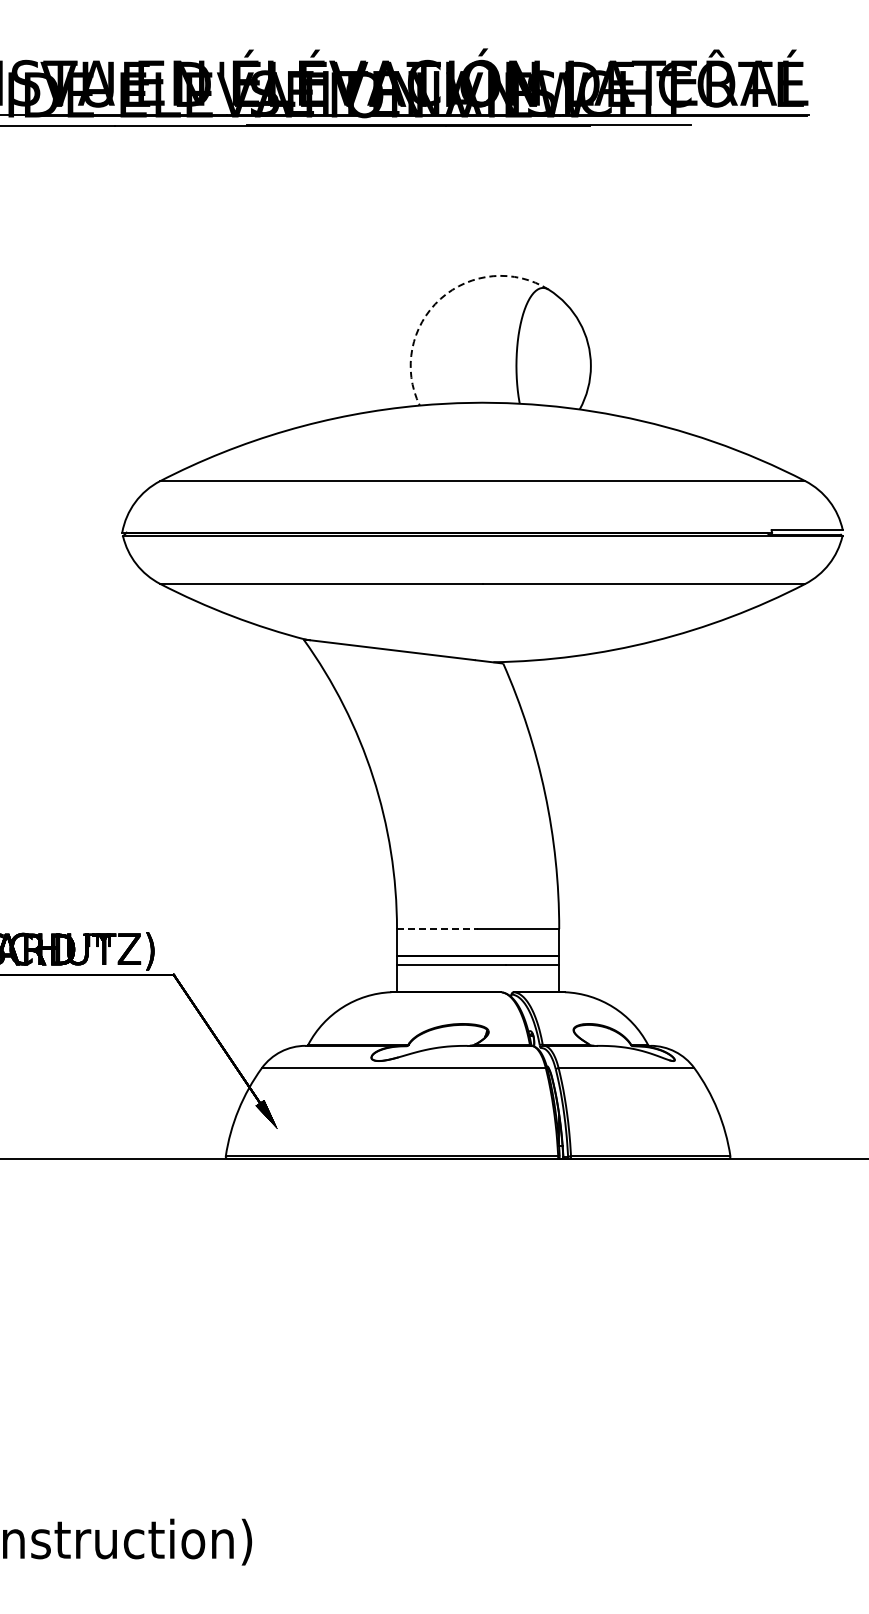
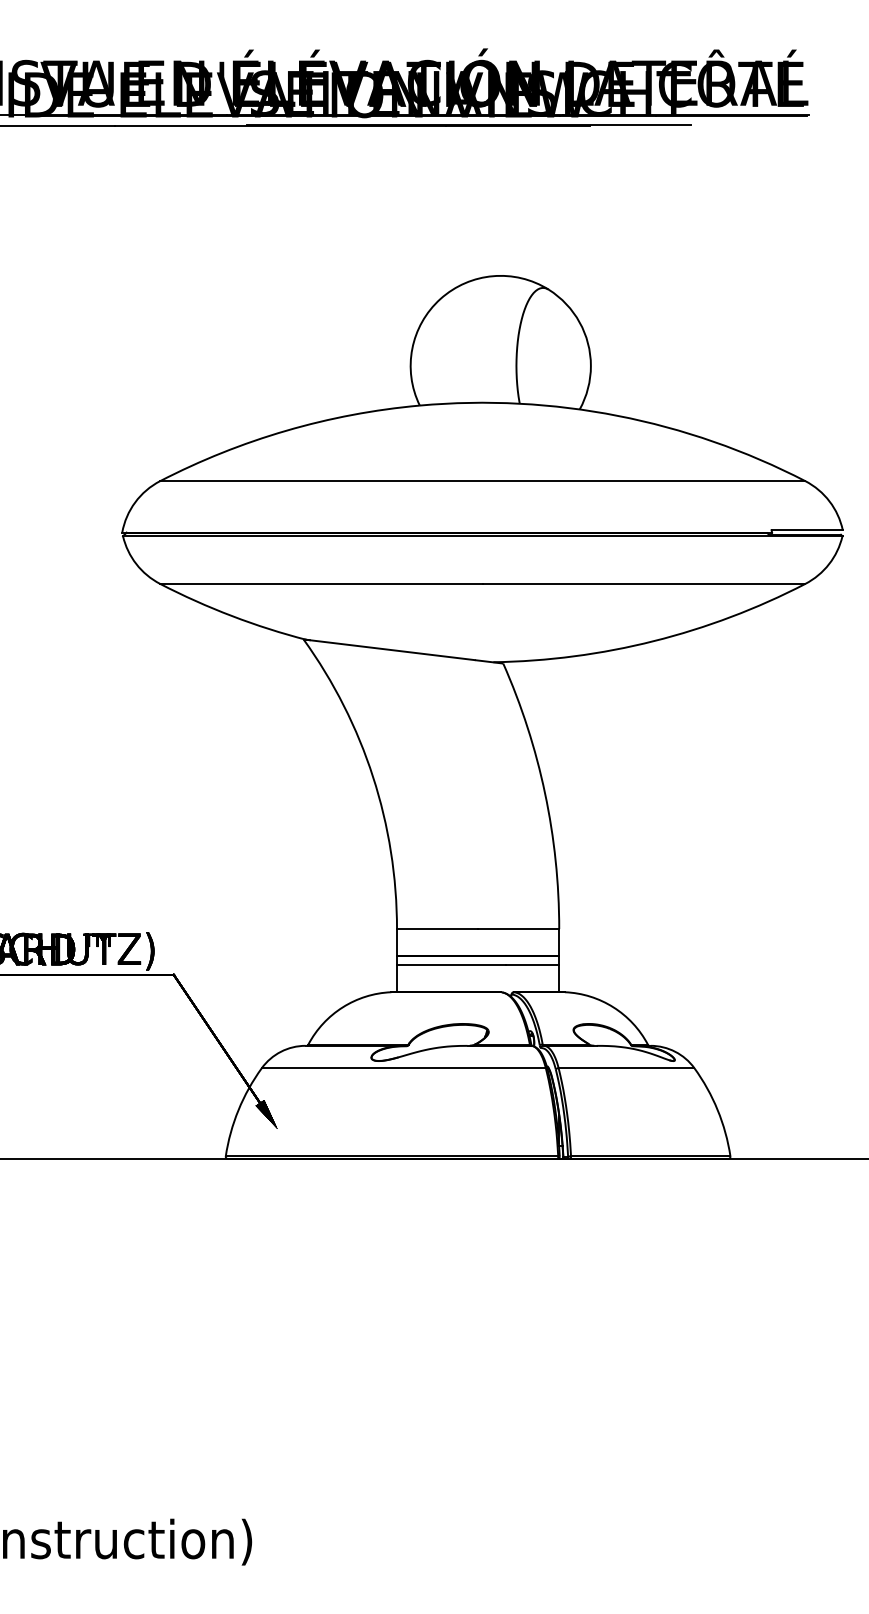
arc: dashed -> solid (440, 298)
line: dashed -> solid (437, 929)
